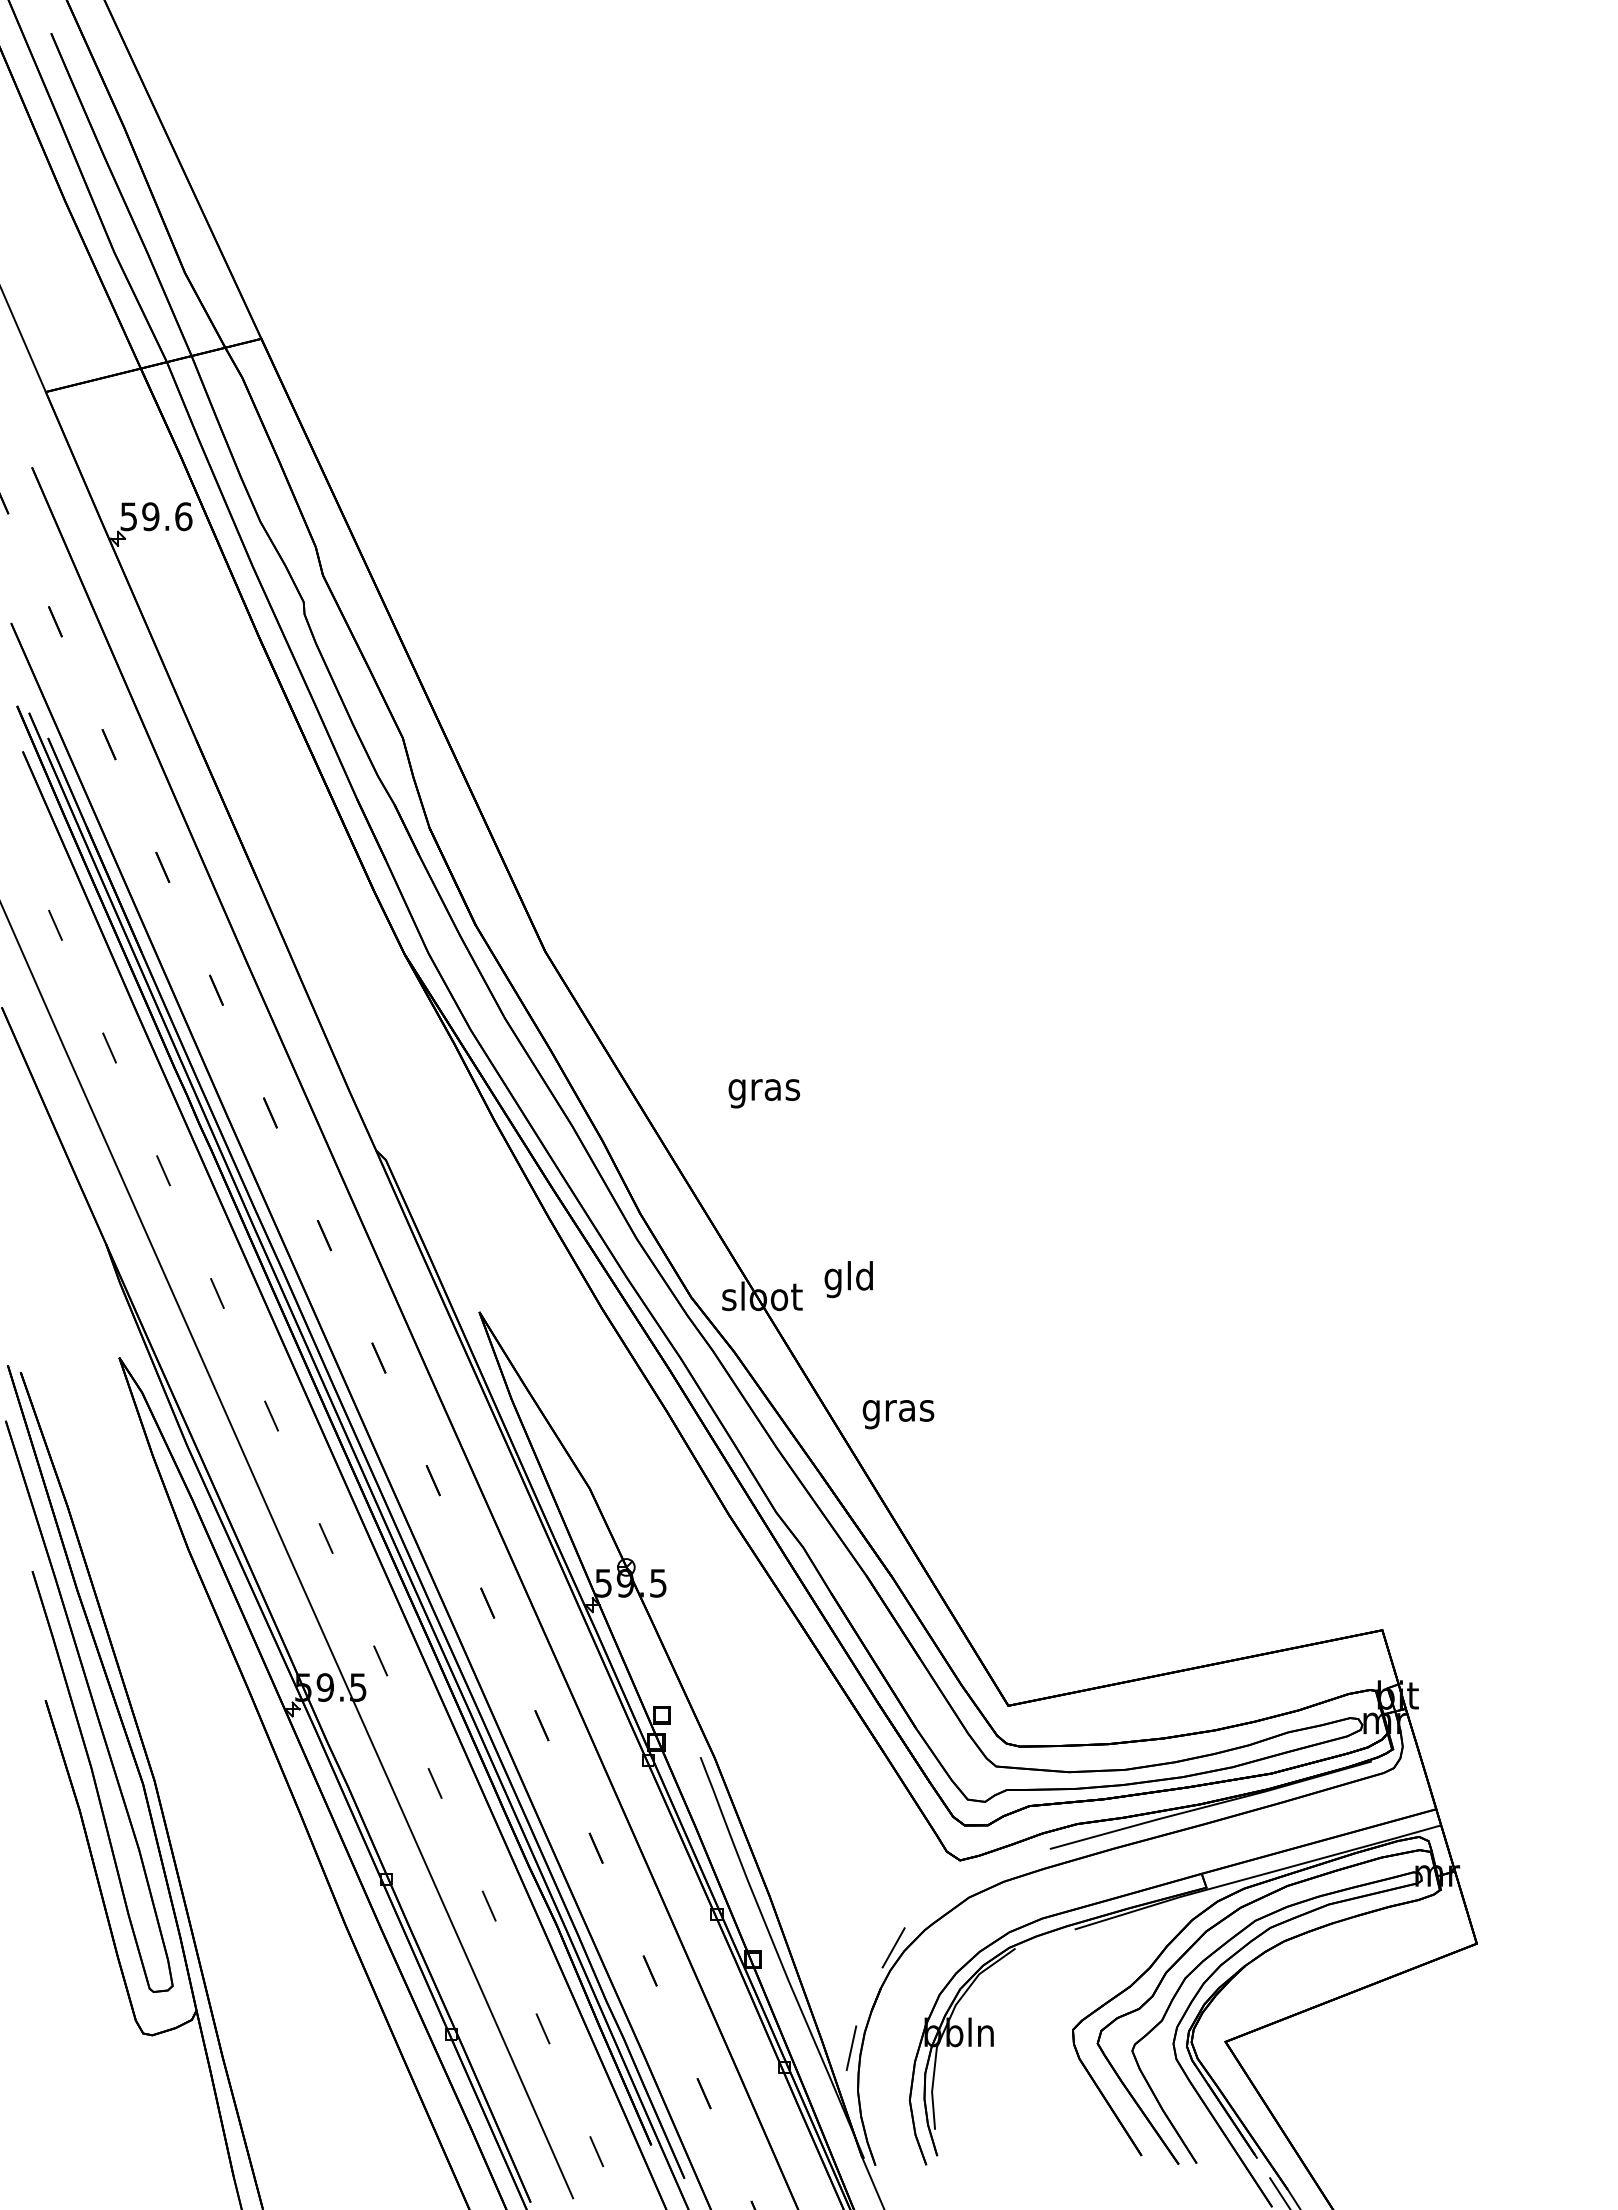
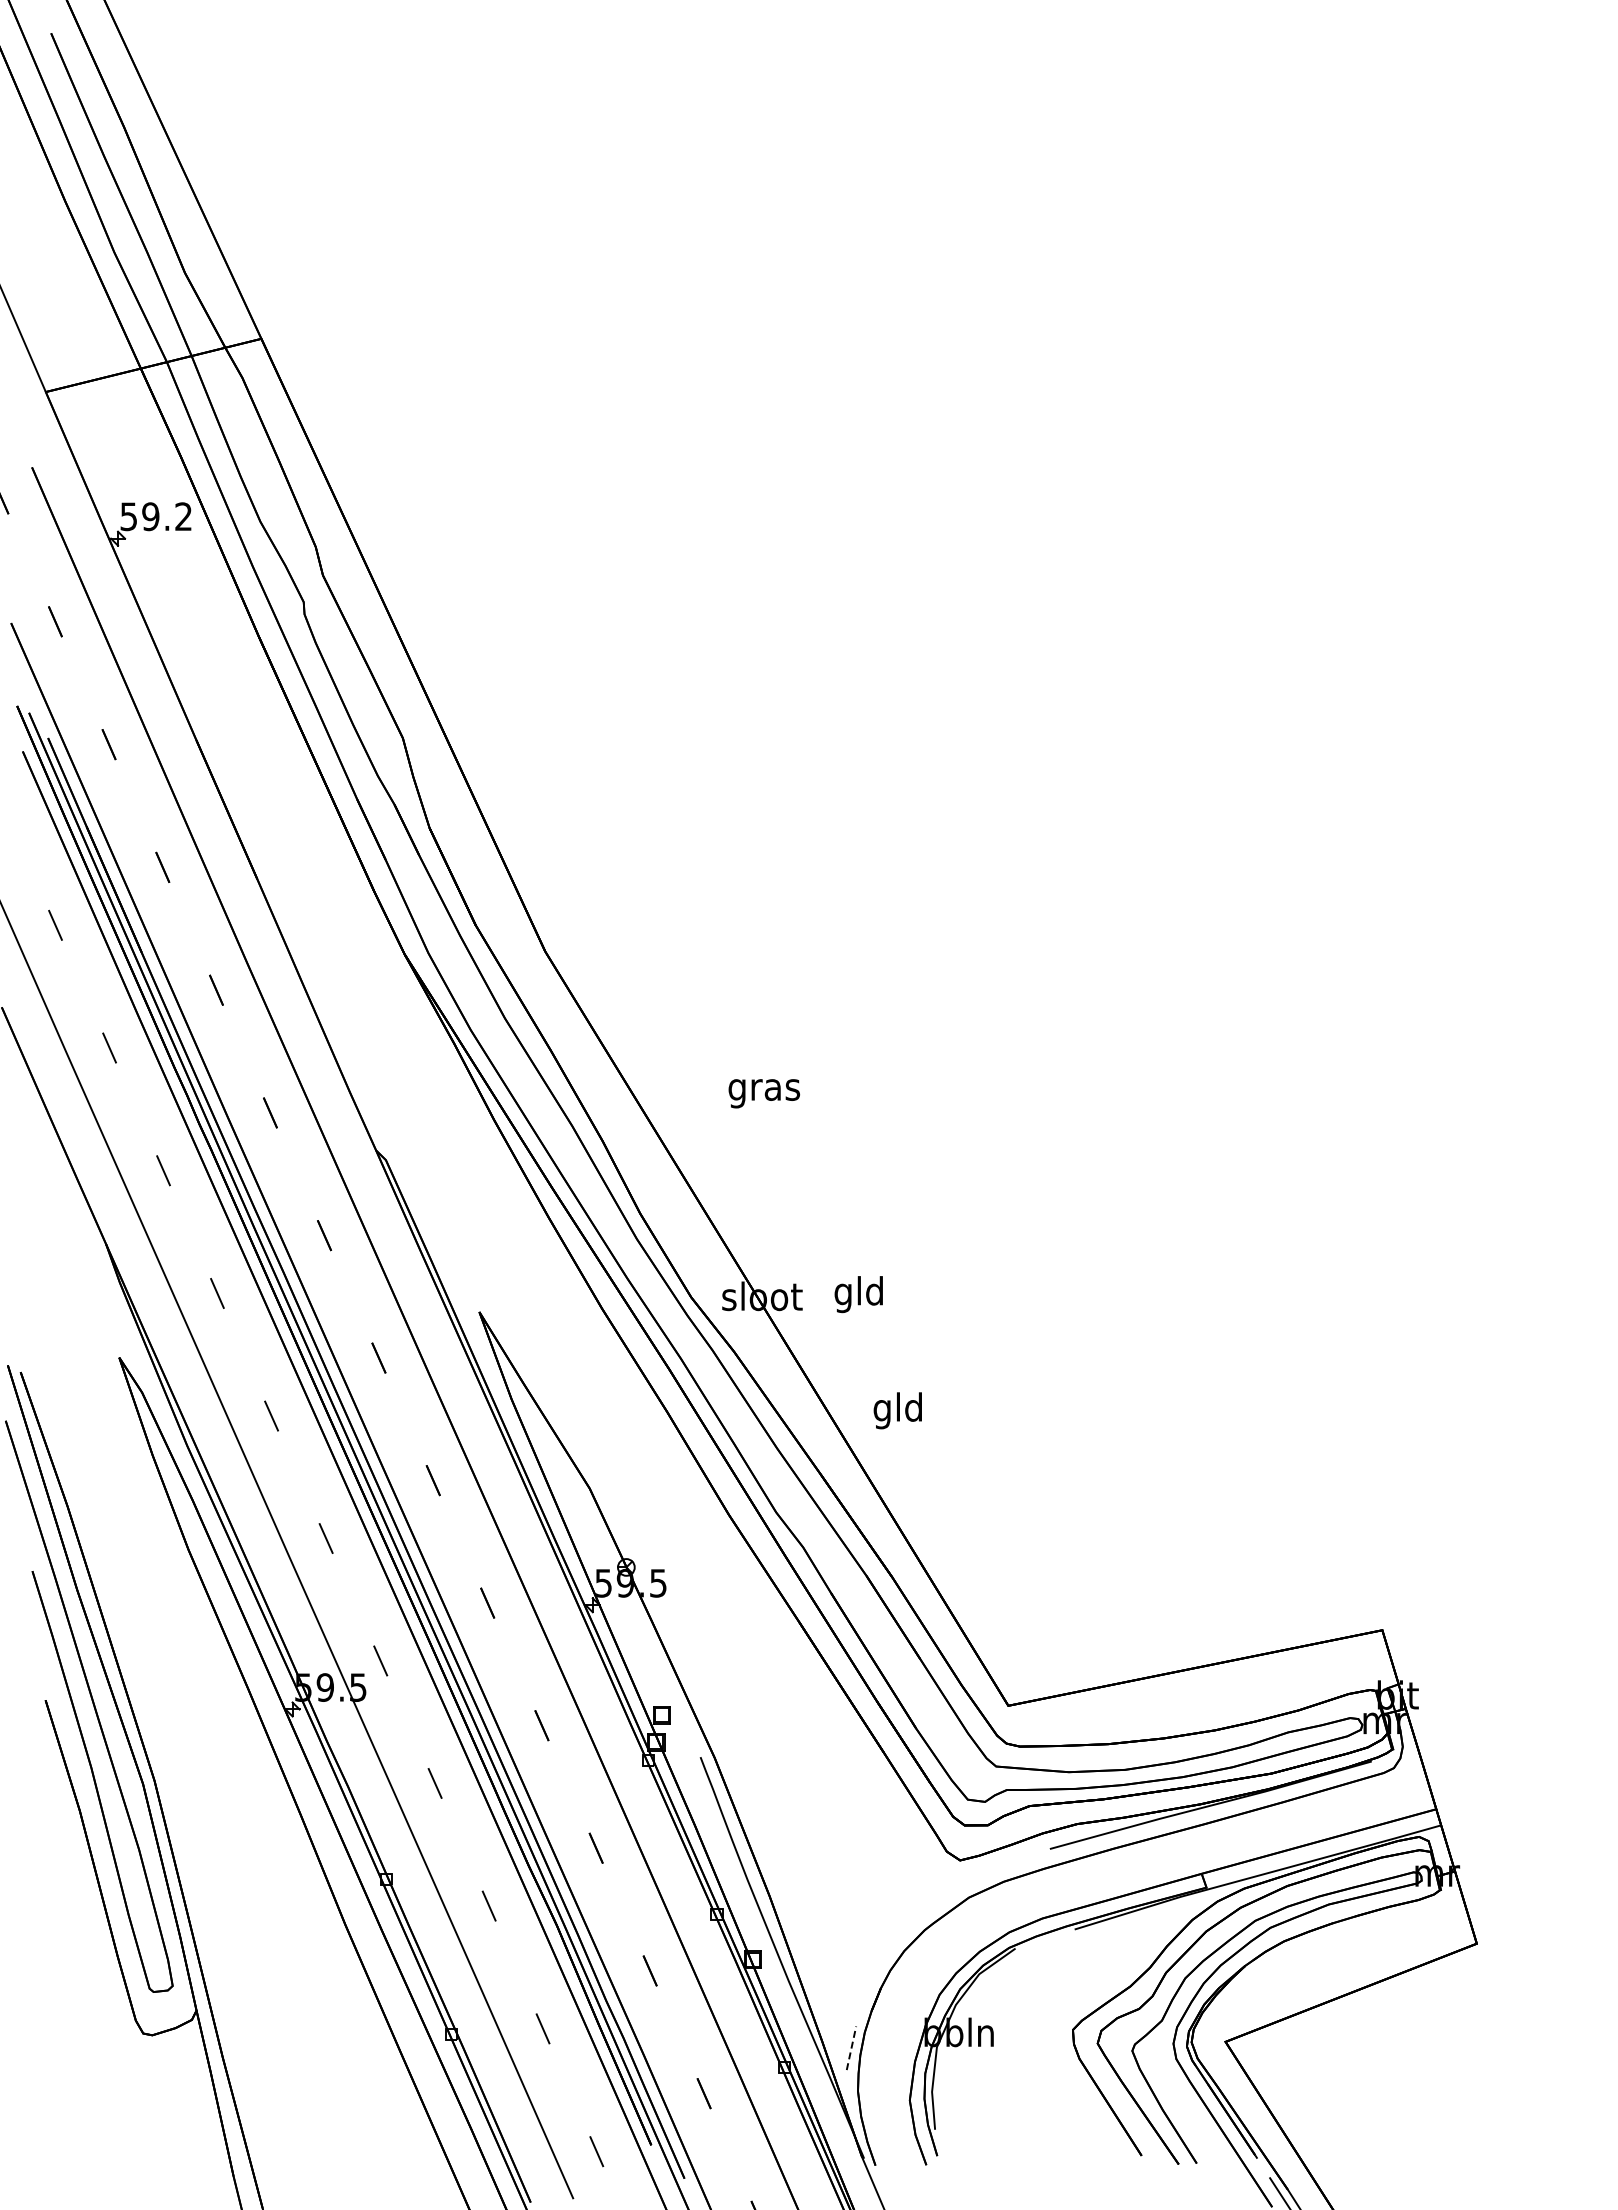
text: 59.6 -> 59.2 (183, 516)
text position: (848, 1279) -> (858, 1294) (858, 1294)
text: gras -> gld (898, 1410)
line: present -> none (893, 1947)
line: solid -> dashed (851, 2047)
